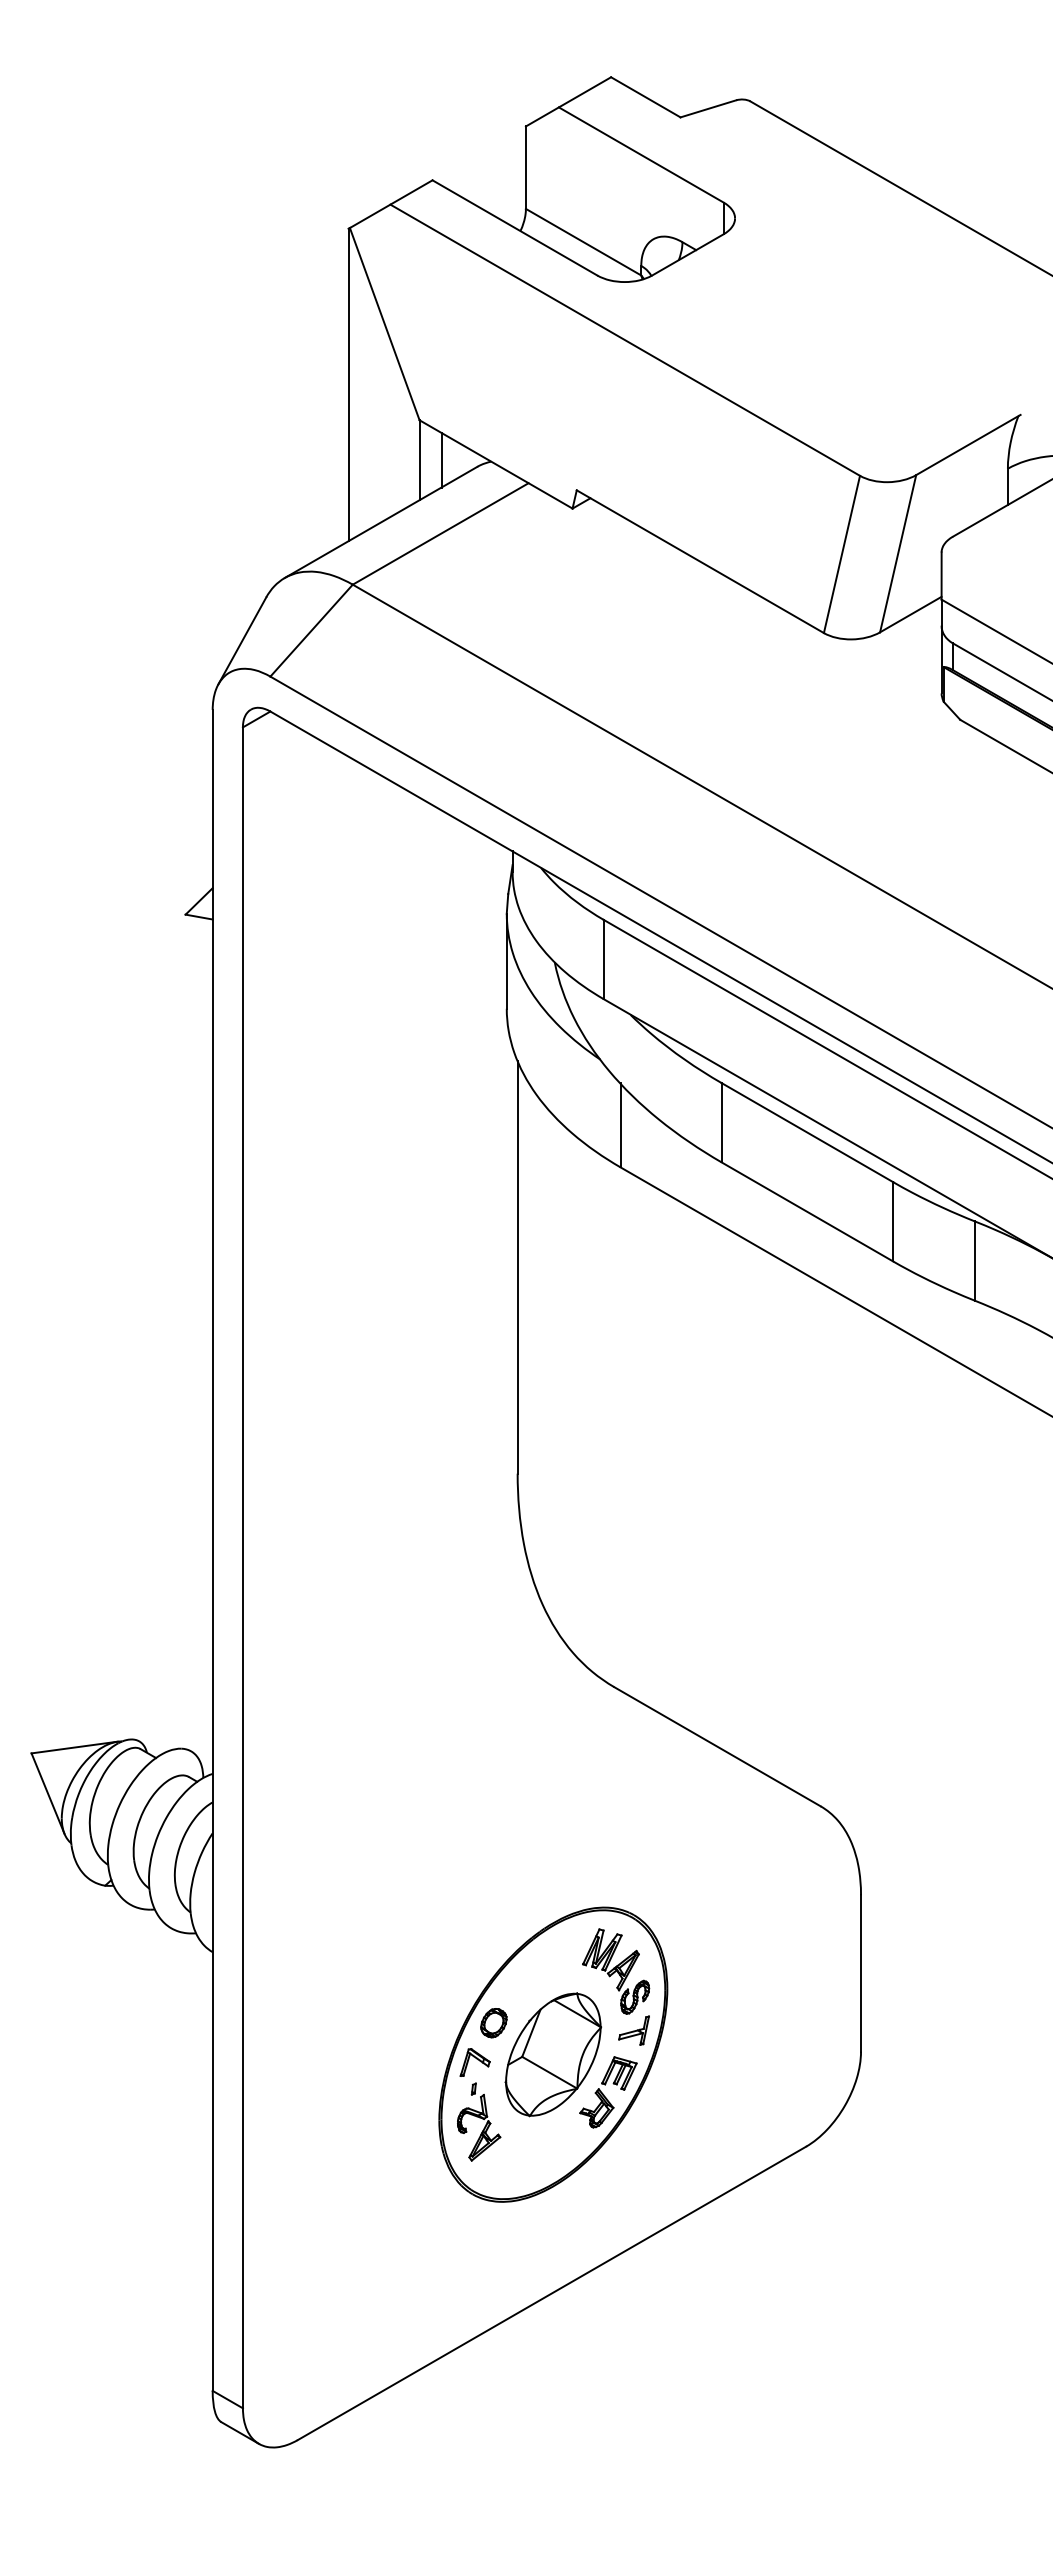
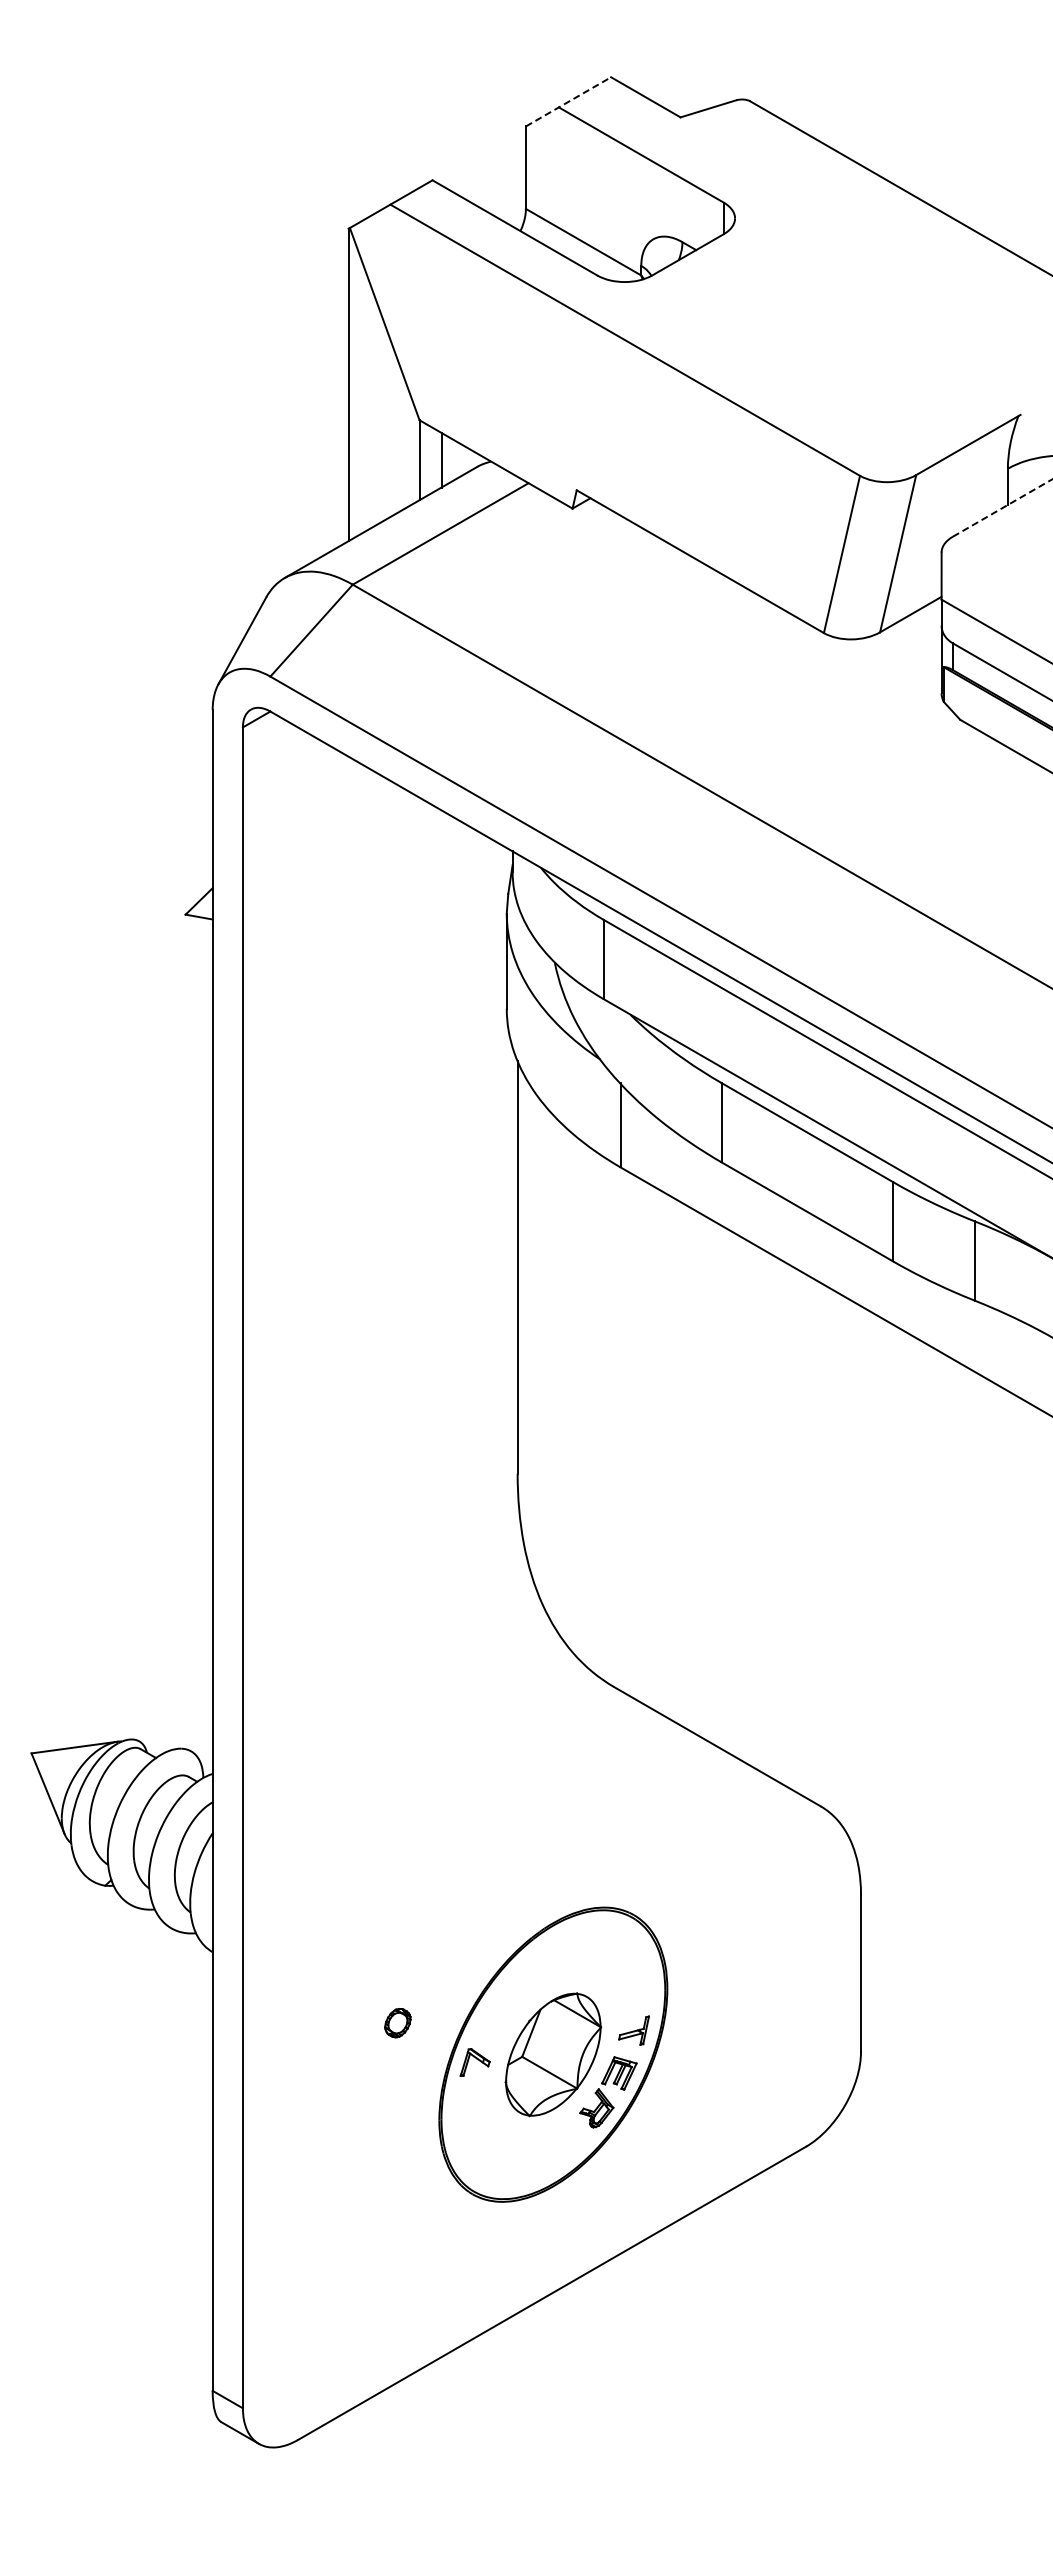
line: solid -> dashed (568, 101)
line: solid -> dashed (1003, 507)
part: present -> none (616, 1971)
part position: (493, 2023) -> (397, 2023) (397, 2023)
part: present -> none (479, 2121)
